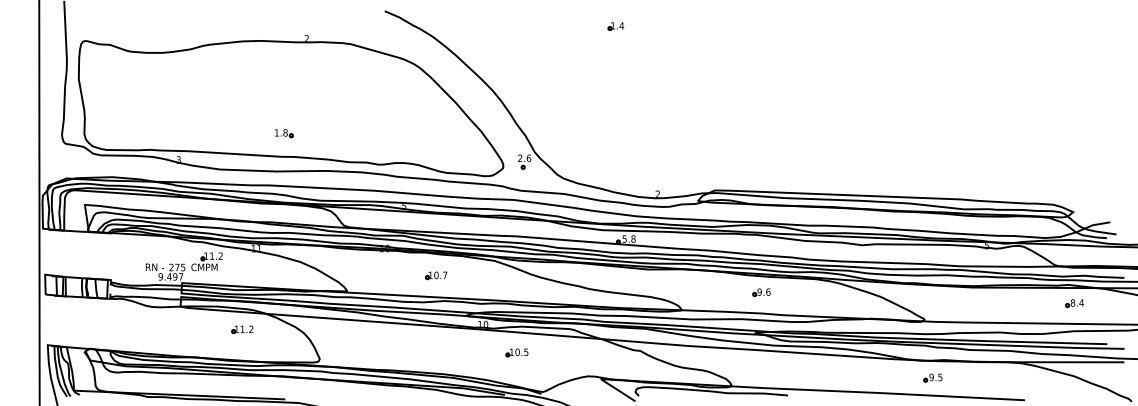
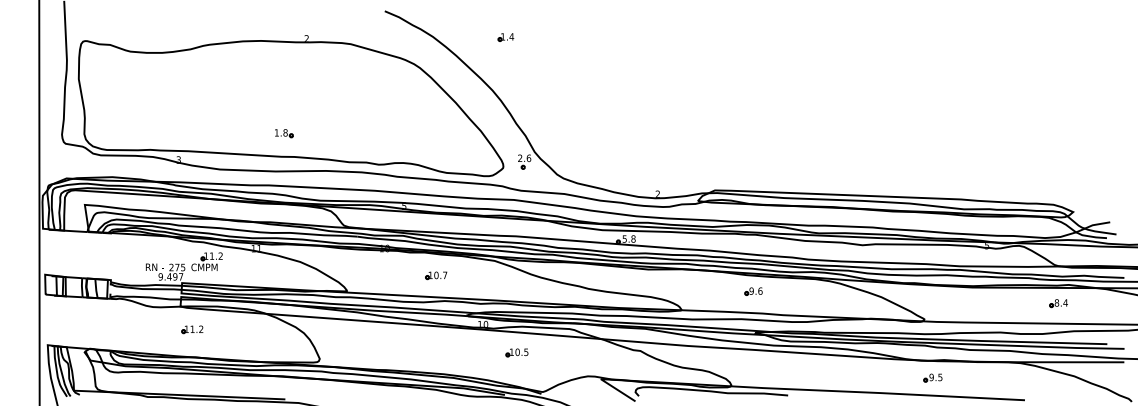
part position: (615, 26) -> (505, 37) (505, 37)
part position: (761, 292) -> (753, 291) (753, 291)
part position: (1074, 303) -> (1058, 303) (1058, 303)
part position: (242, 329) -> (192, 329) (192, 329)
